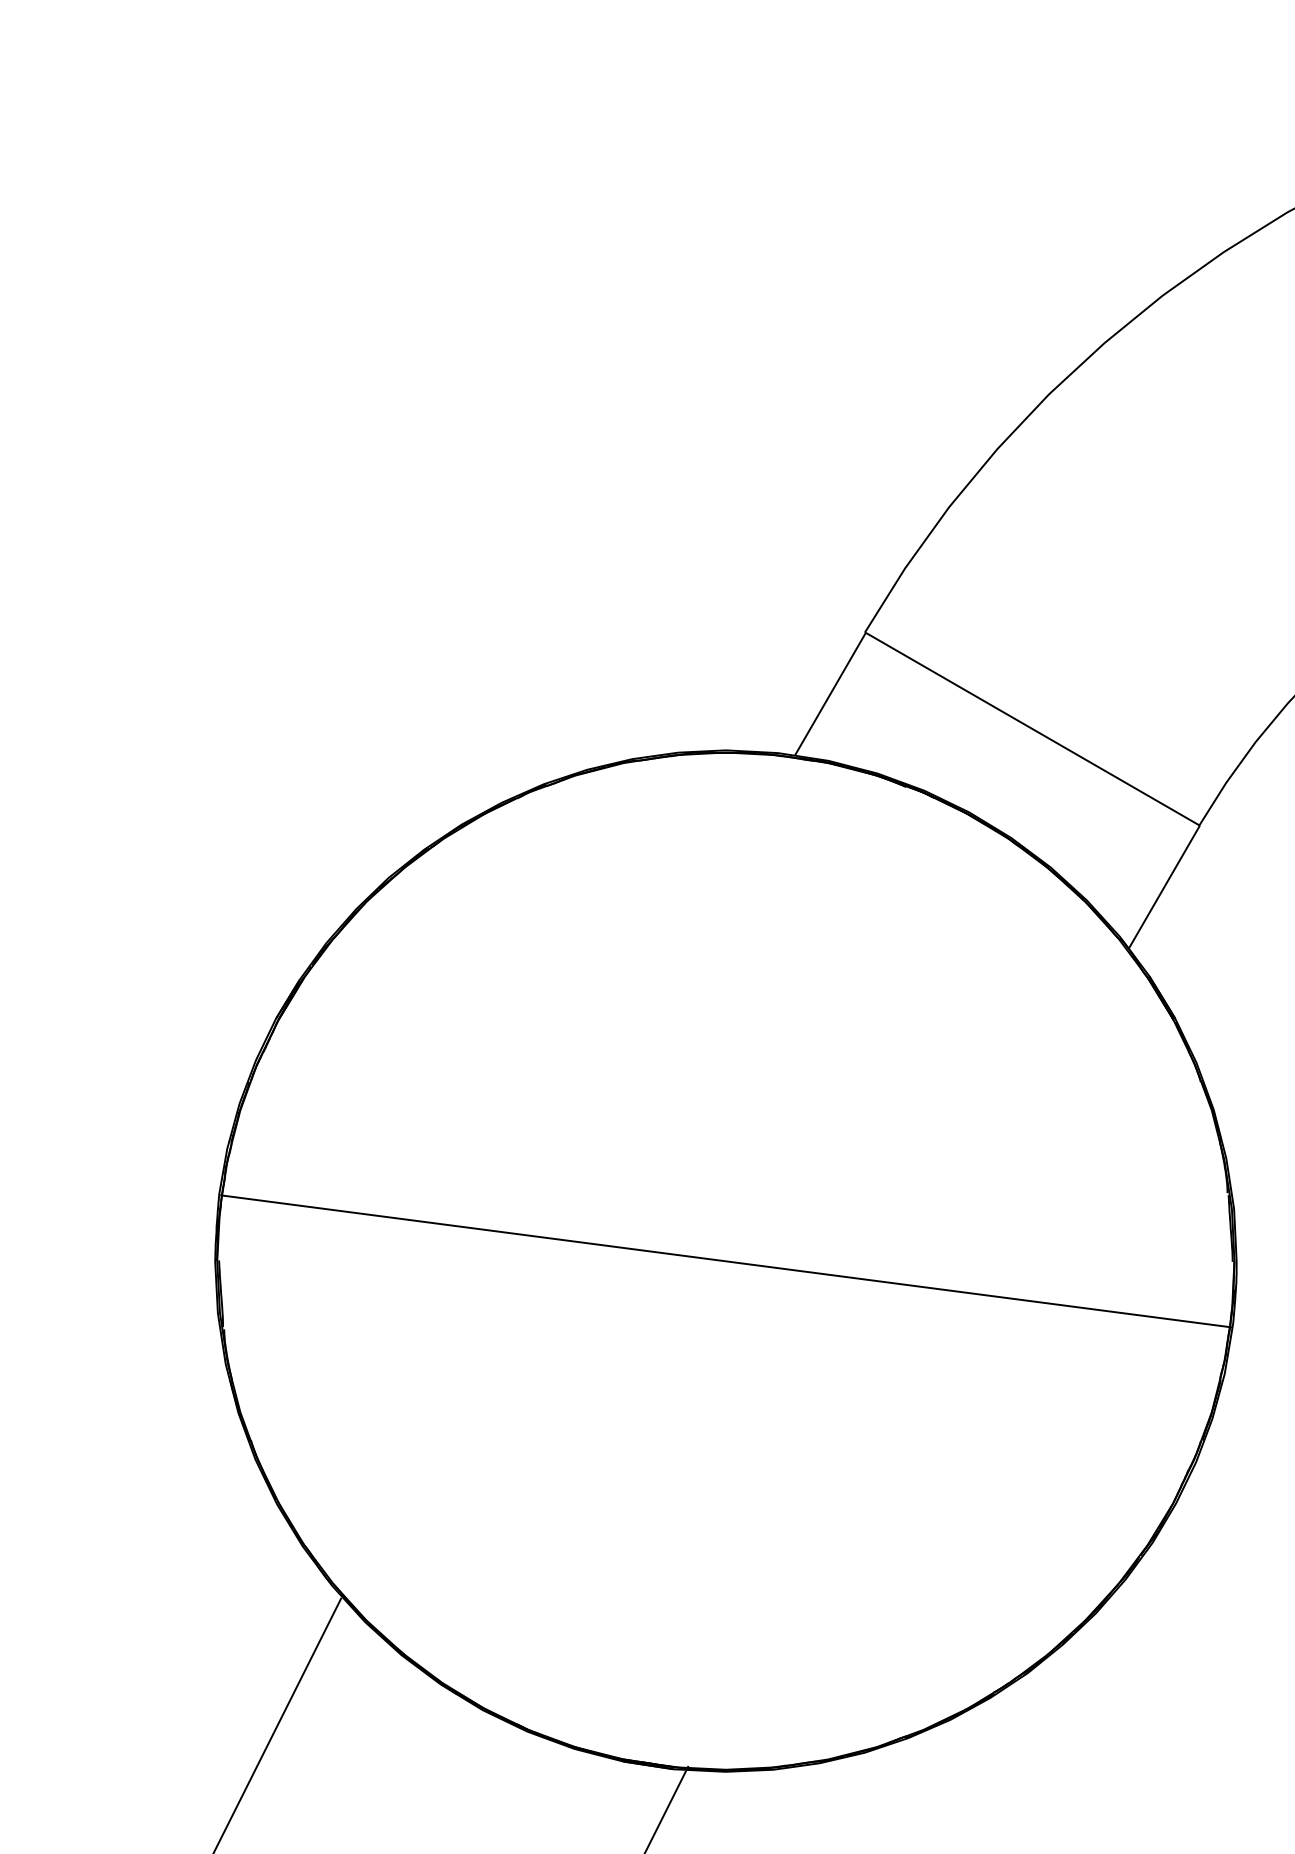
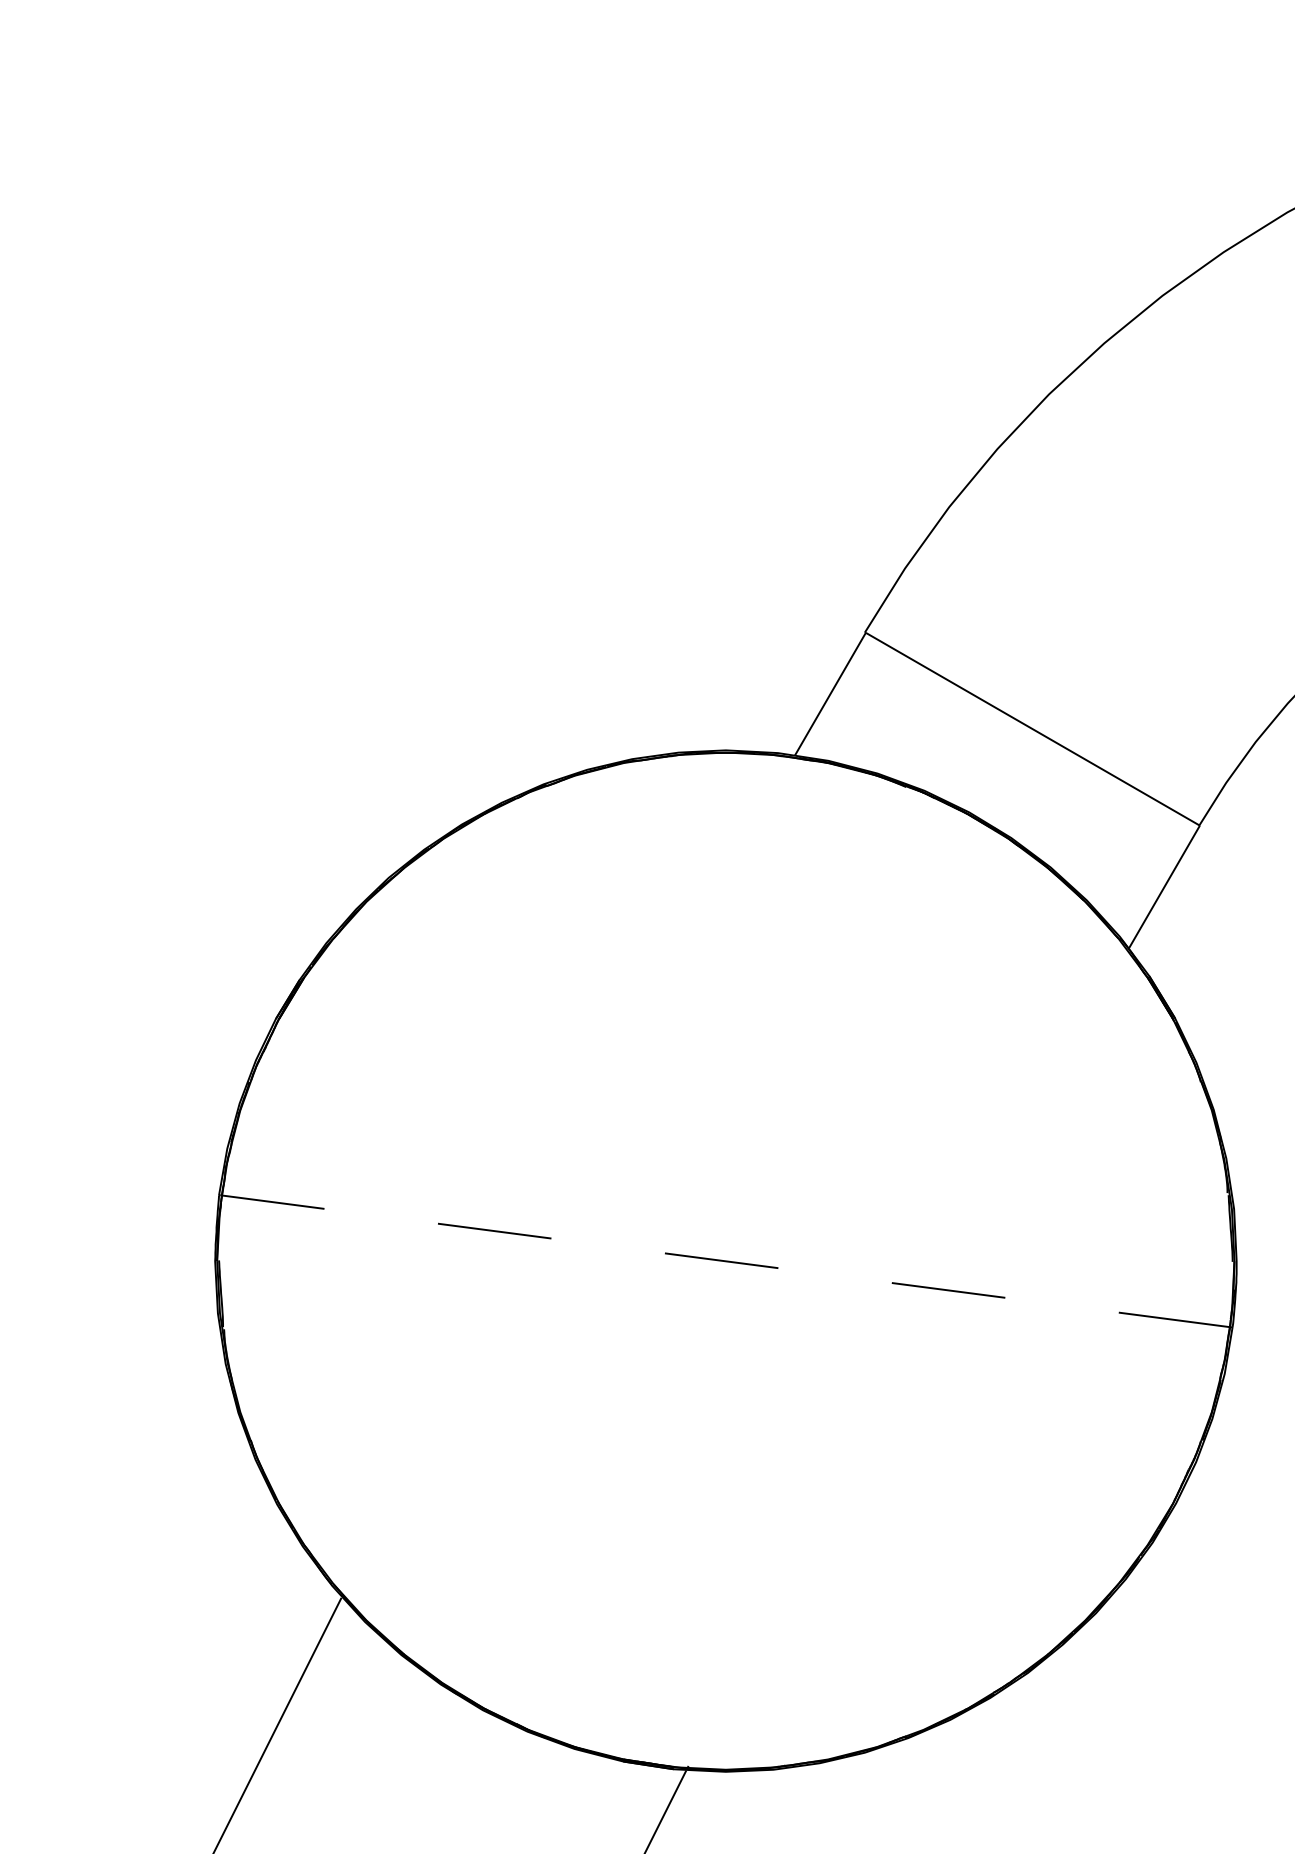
line: solid -> dashed (725, 1261)
